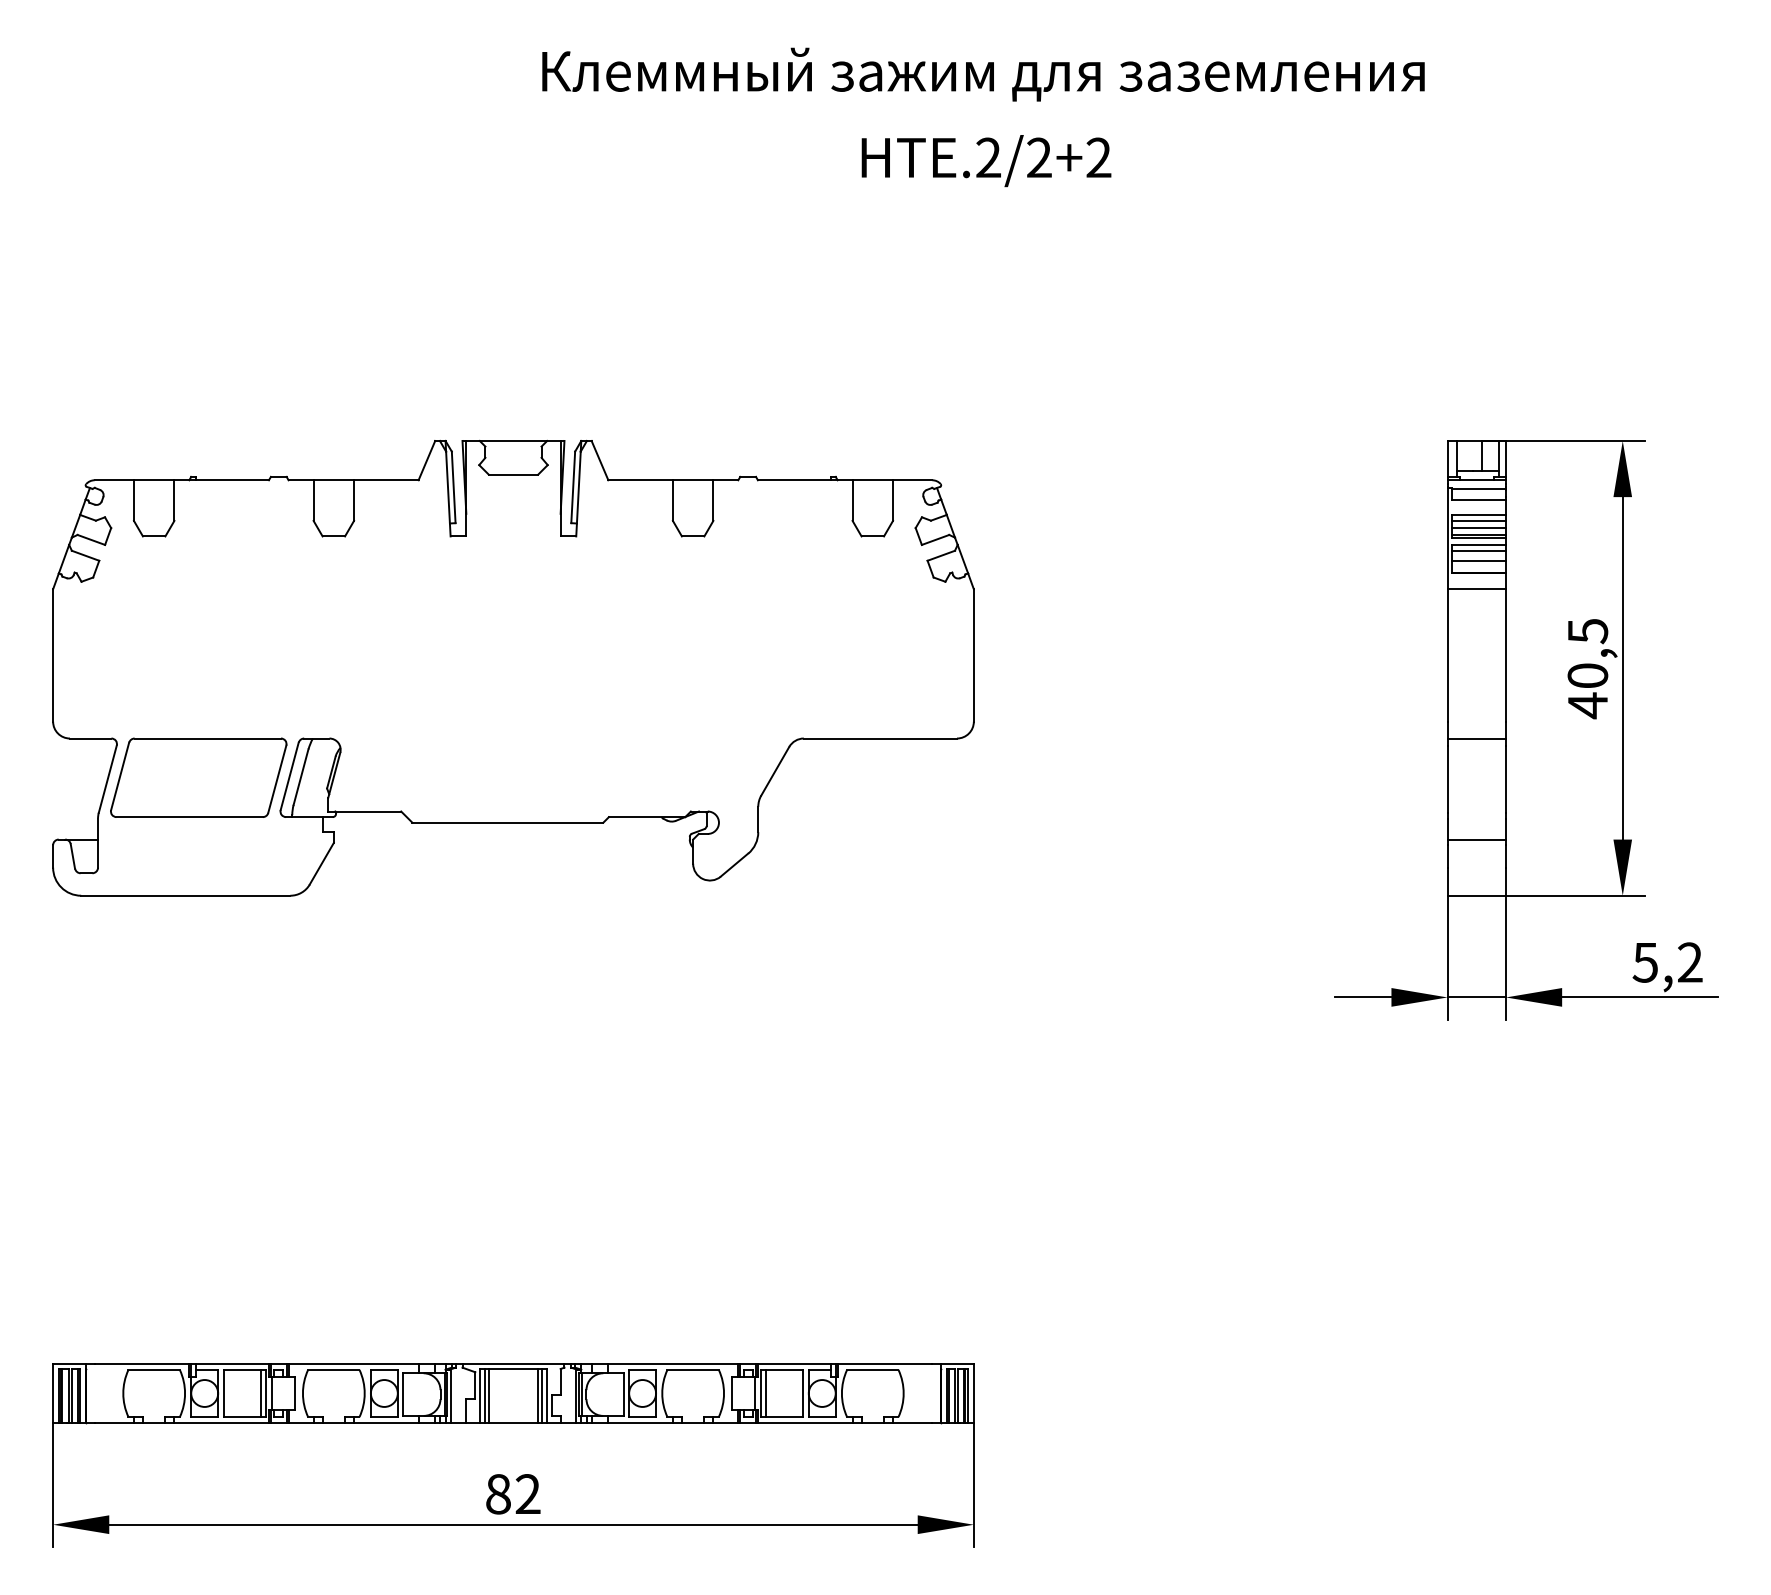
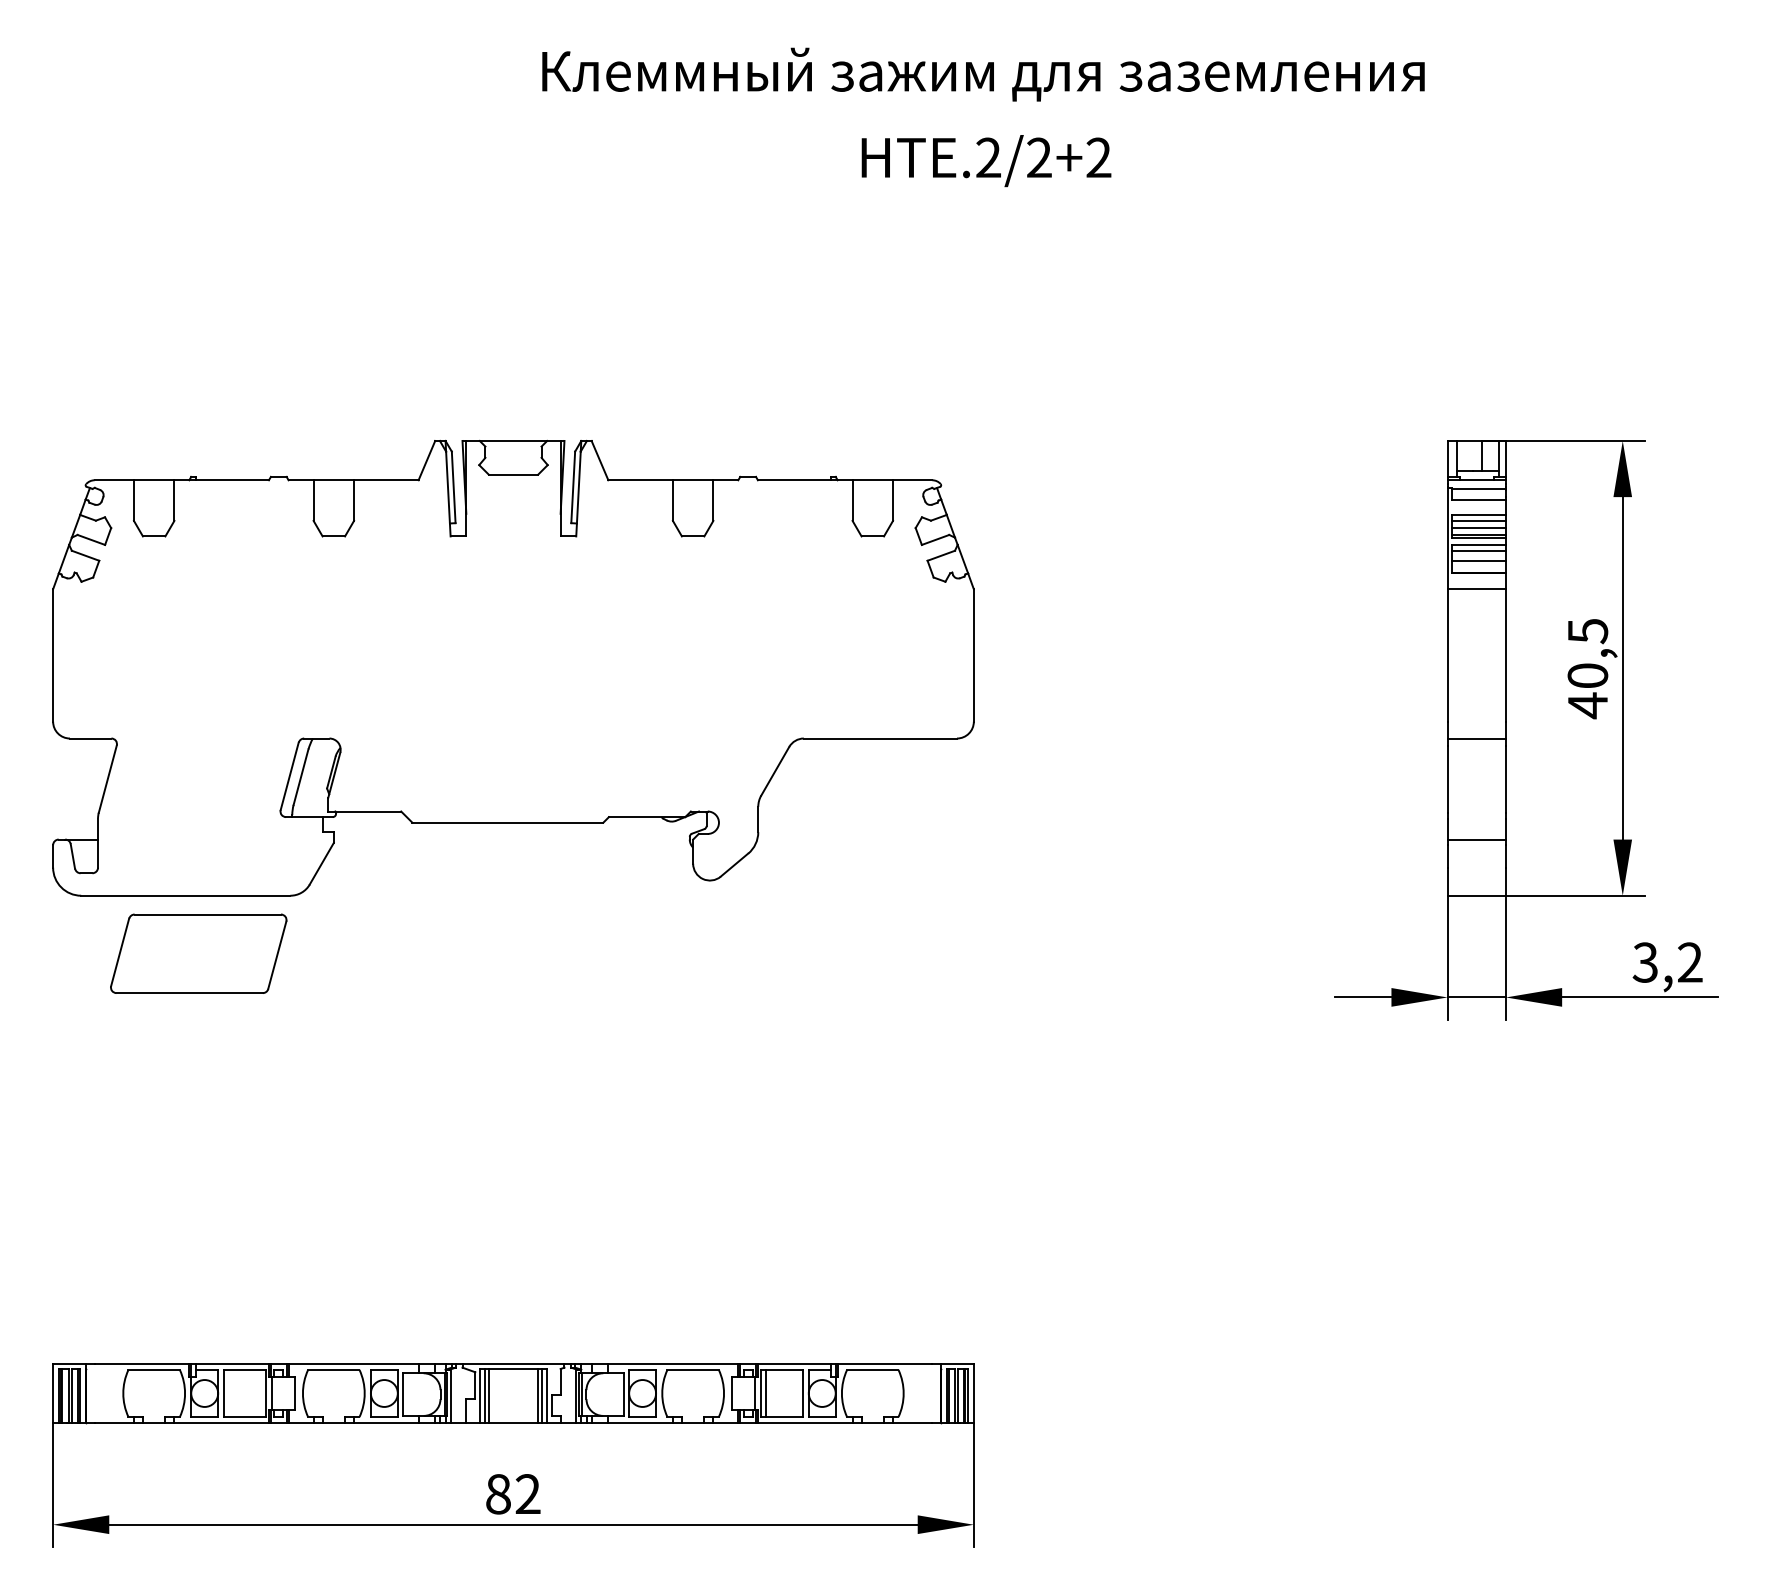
part position: (198, 777) -> (198, 953) (198, 953)
text: 5,2 -> 3,2 (1645, 962)
line: present -> none (260, 1393)
